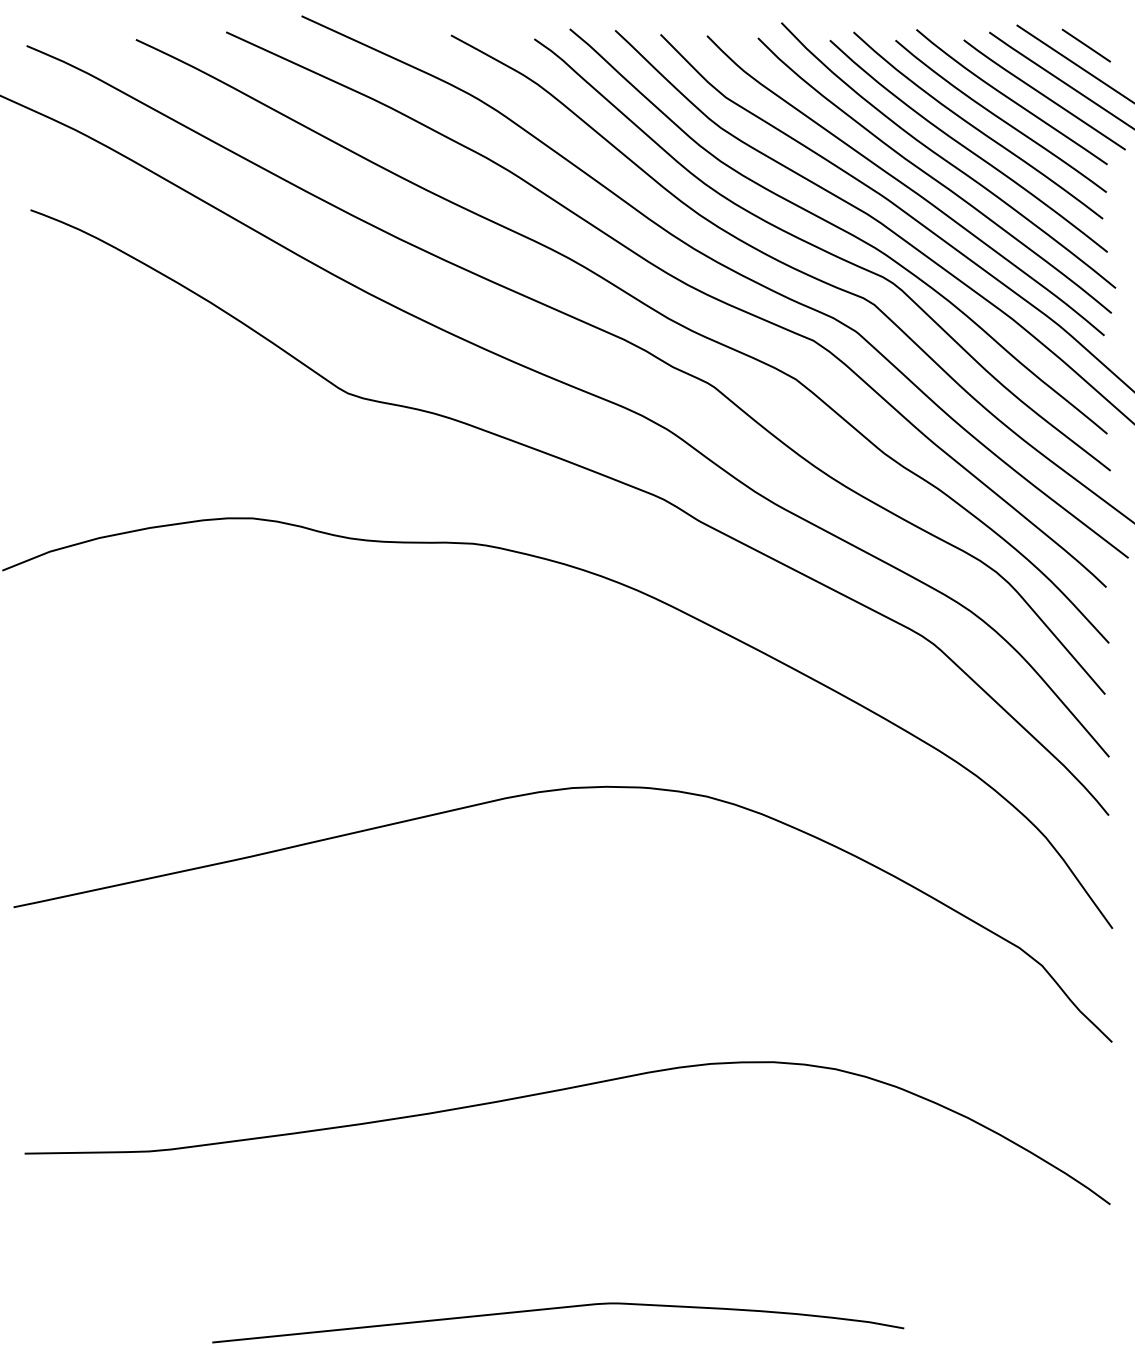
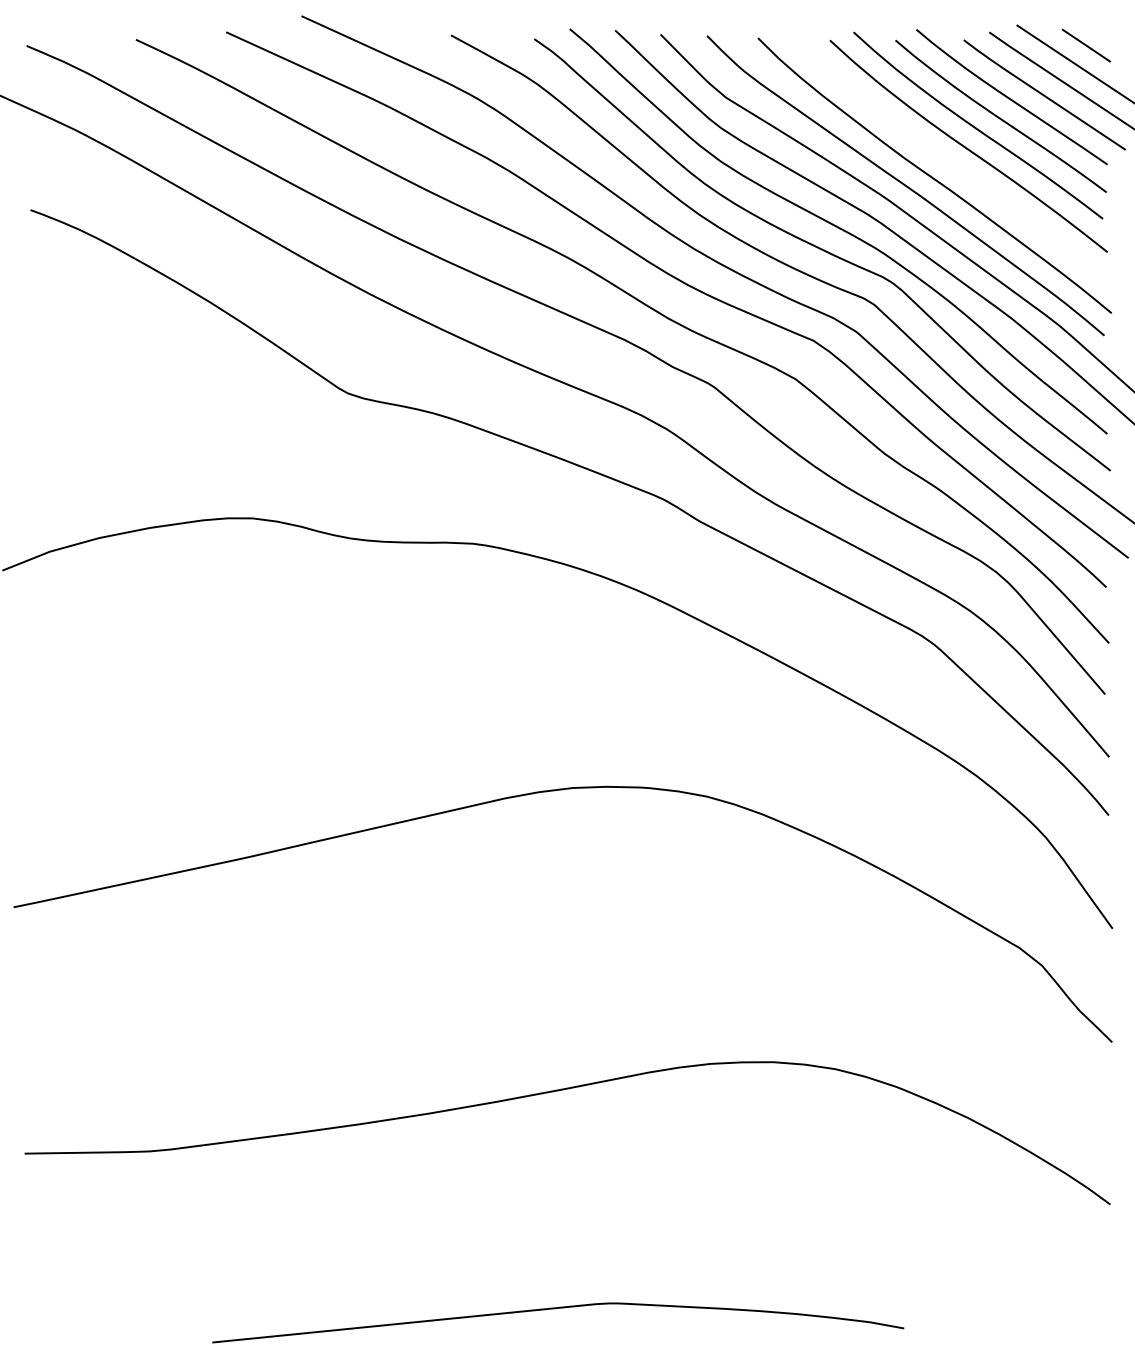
curve: present -> none (946, 159)
